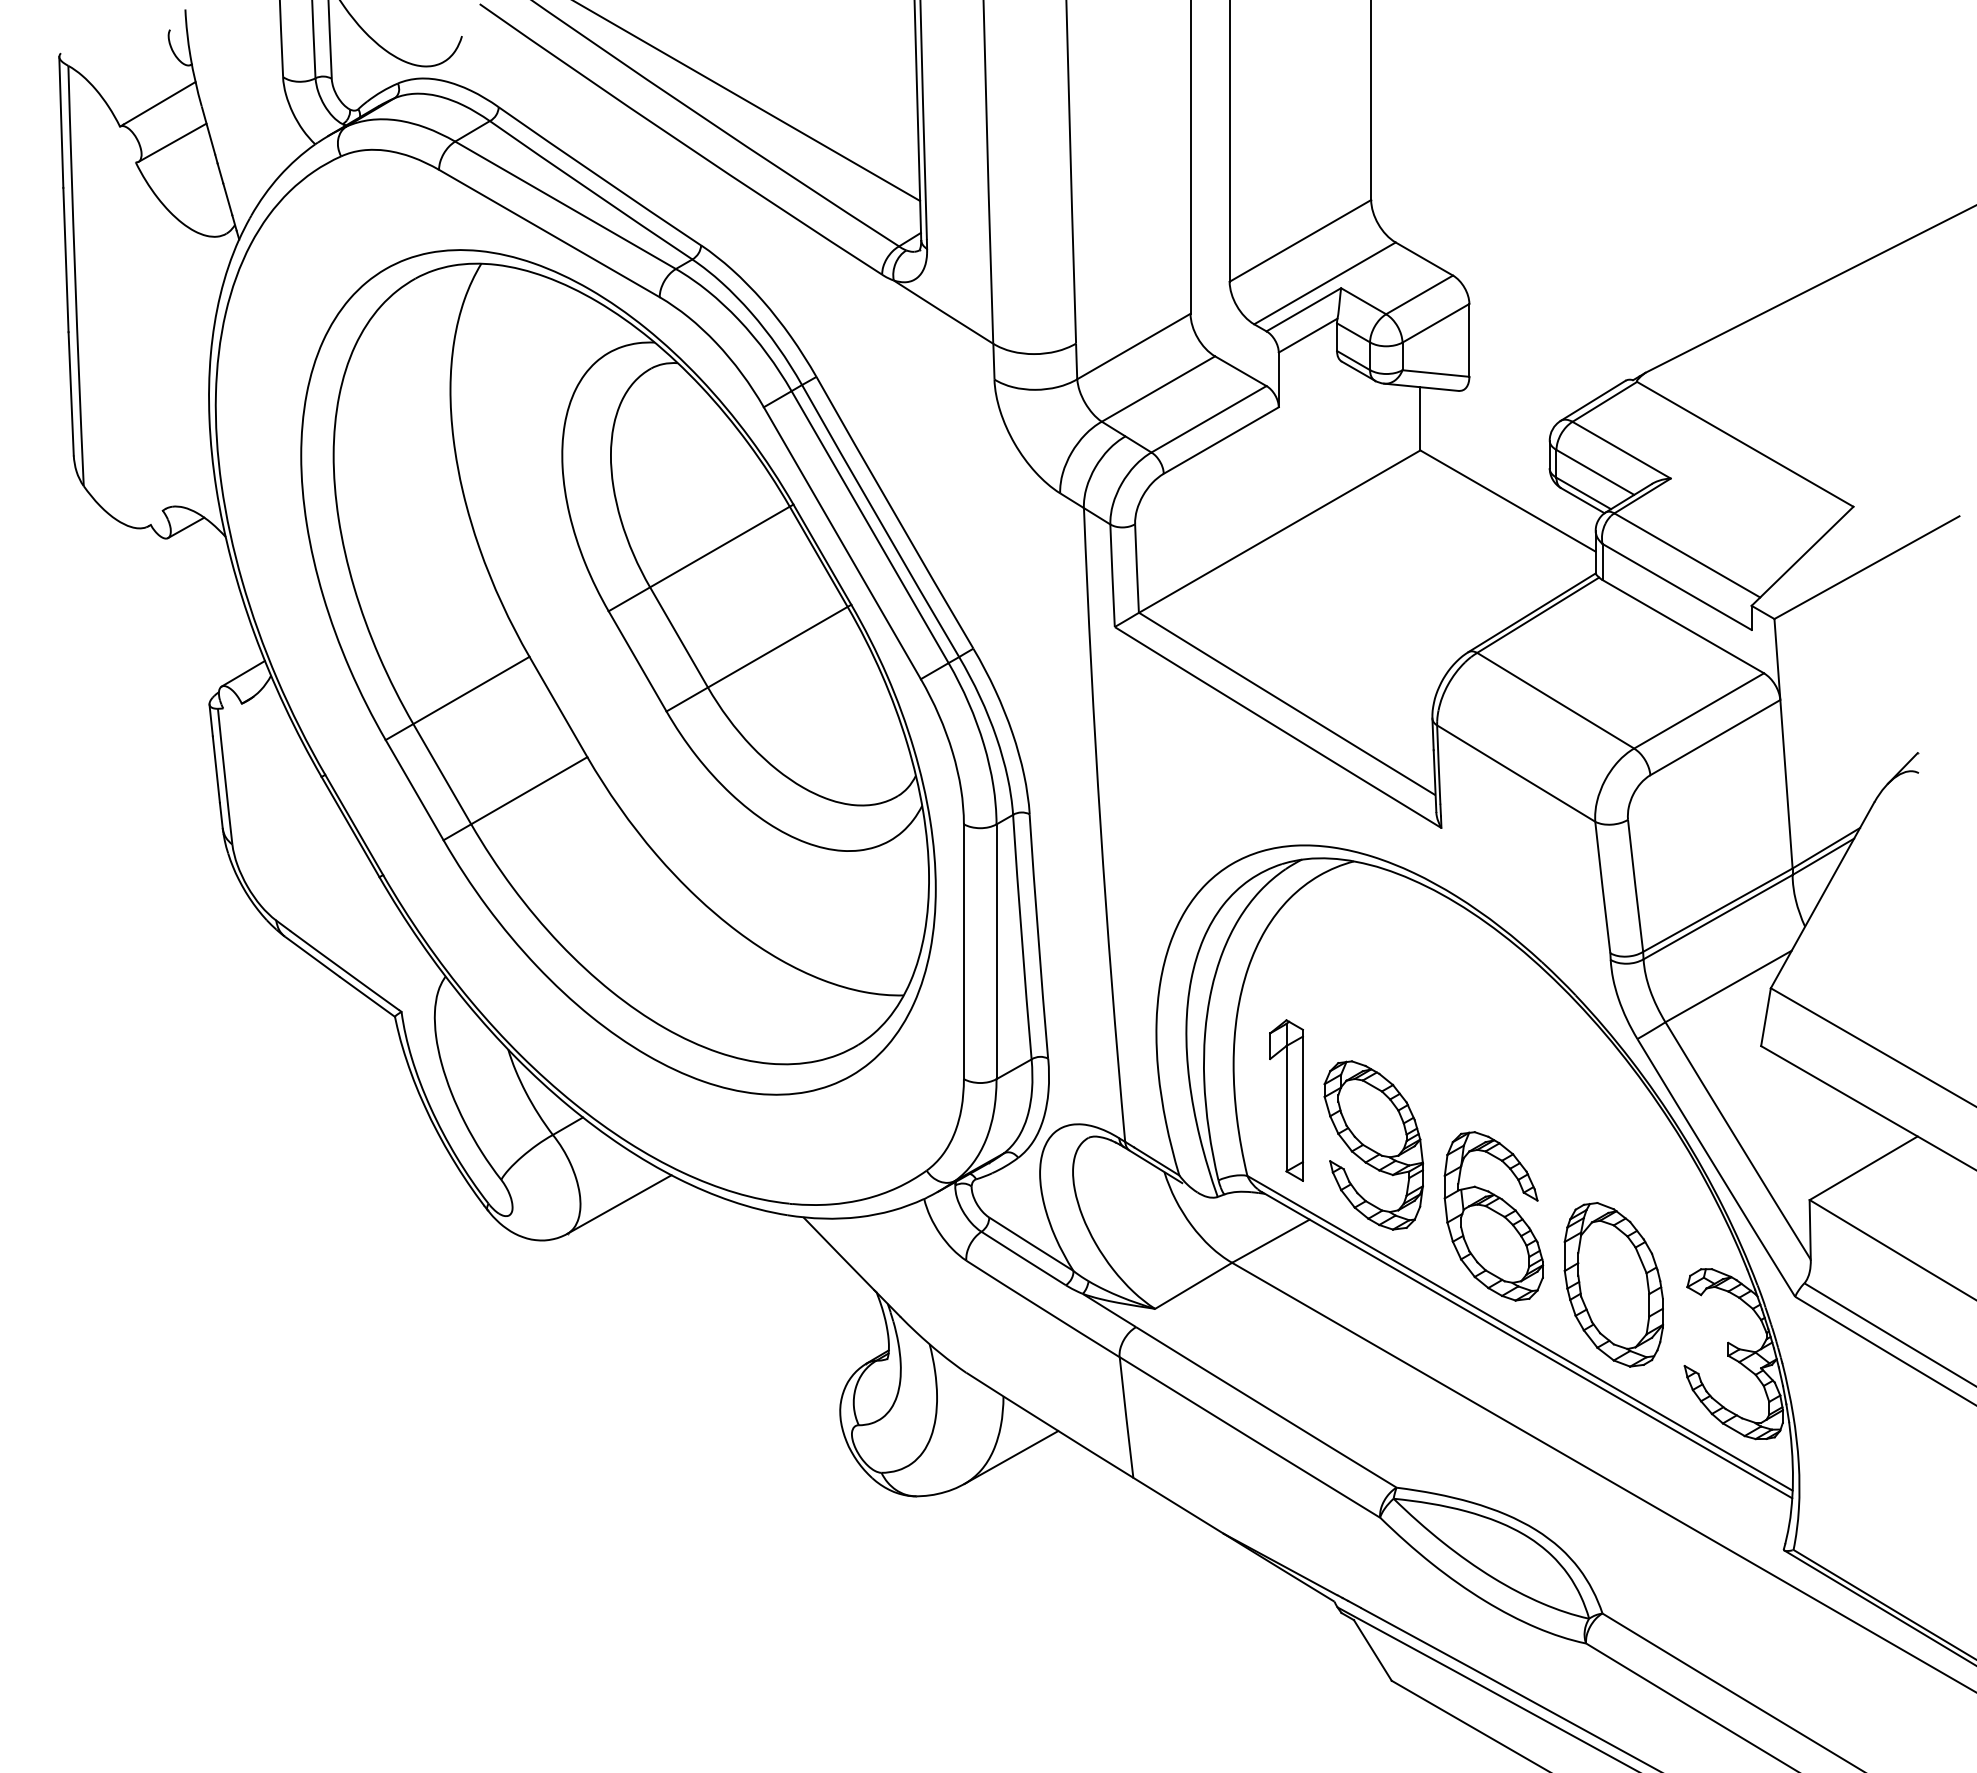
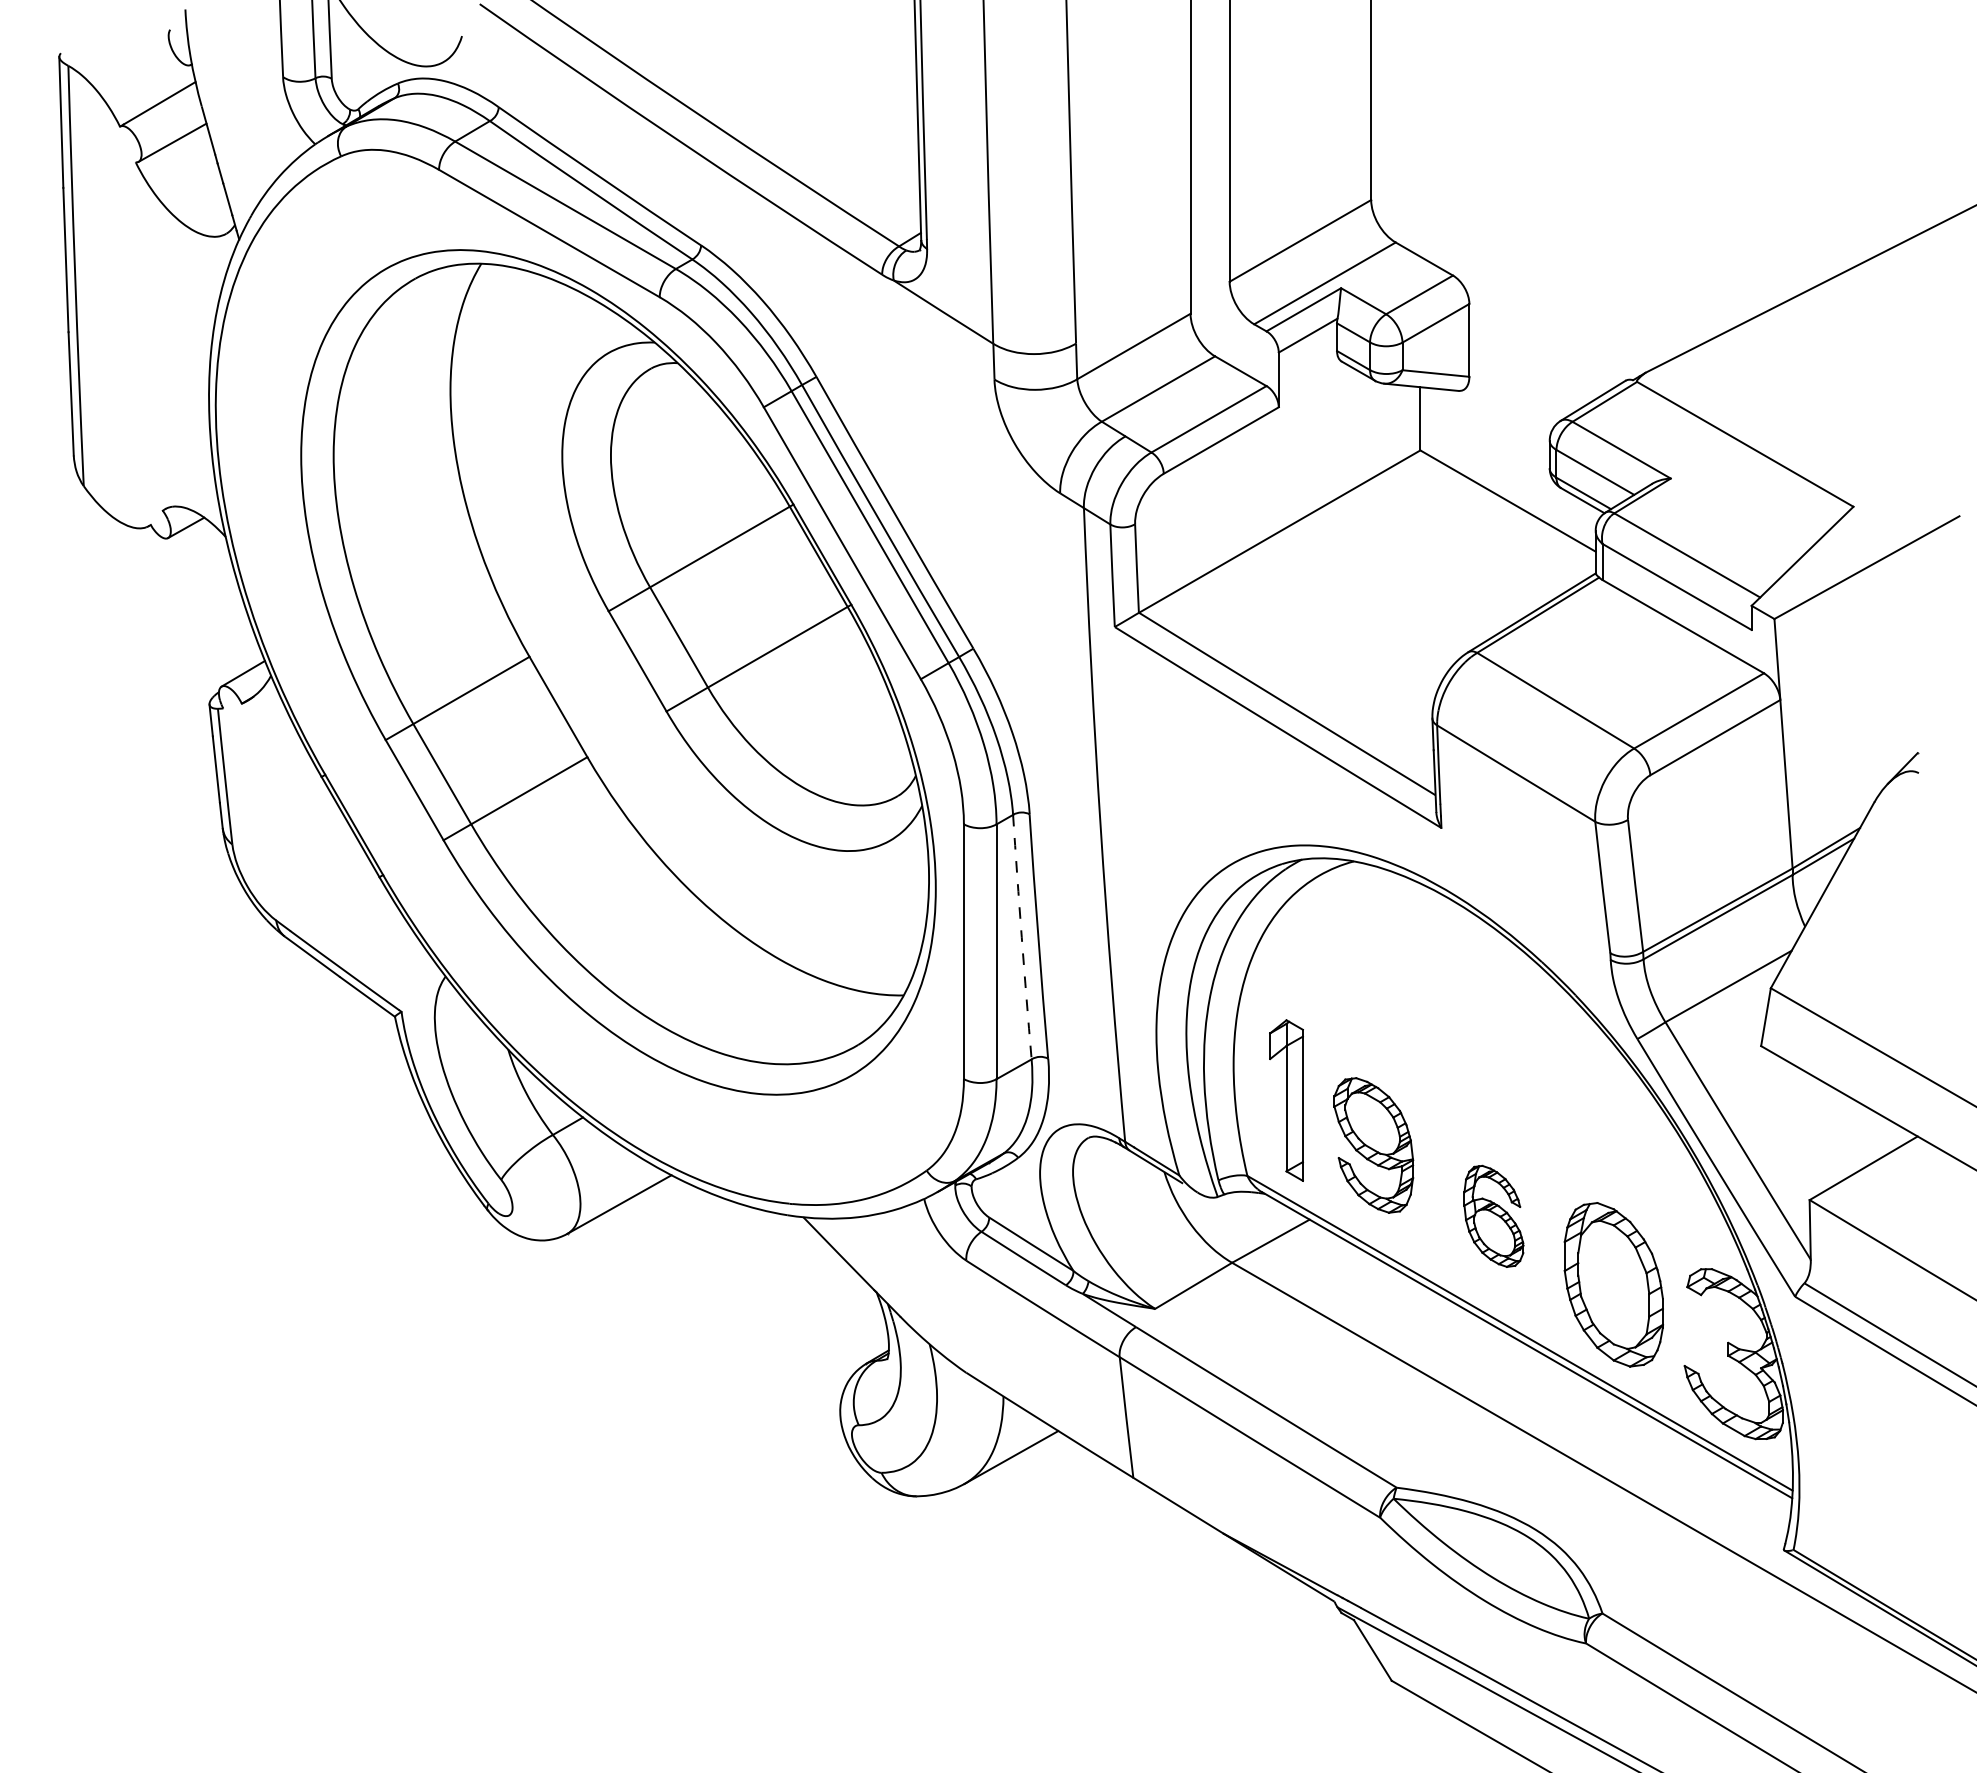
line: present -> none (747, 101)
arc: solid -> dashed (1021, 937)
part size: 101x171 px -> 82x137 px (1373, 1145)
part size: 102x171 px -> 62x104 px (1493, 1215)
